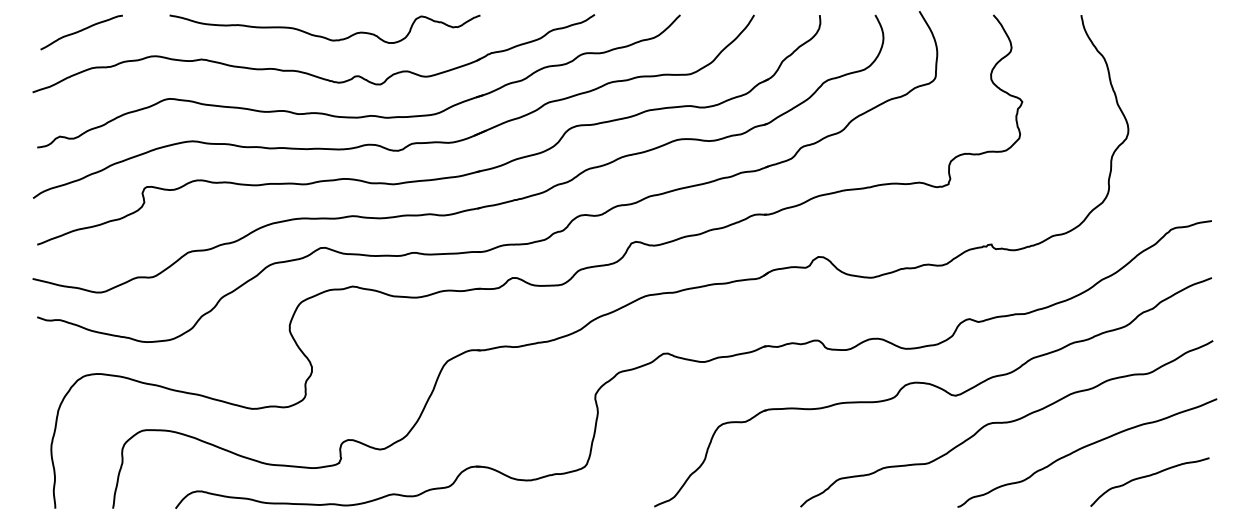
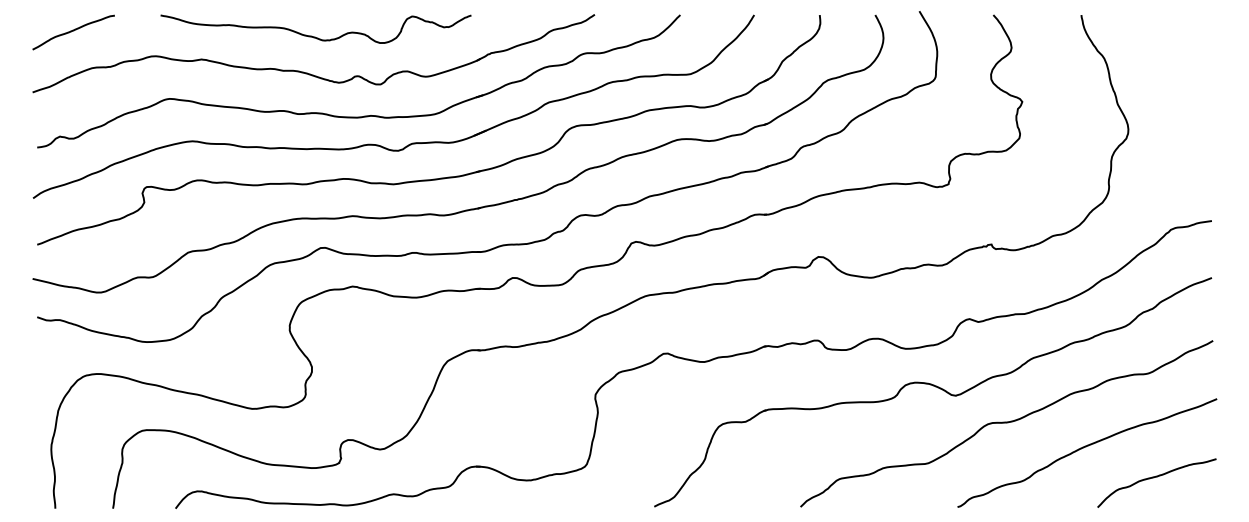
curve position: (81, 31) -> (73, 31) (73, 31)
curve position: (324, 36) -> (315, 36) (315, 36)
curve position: (1149, 476) -> (1156, 477) (1156, 477)
